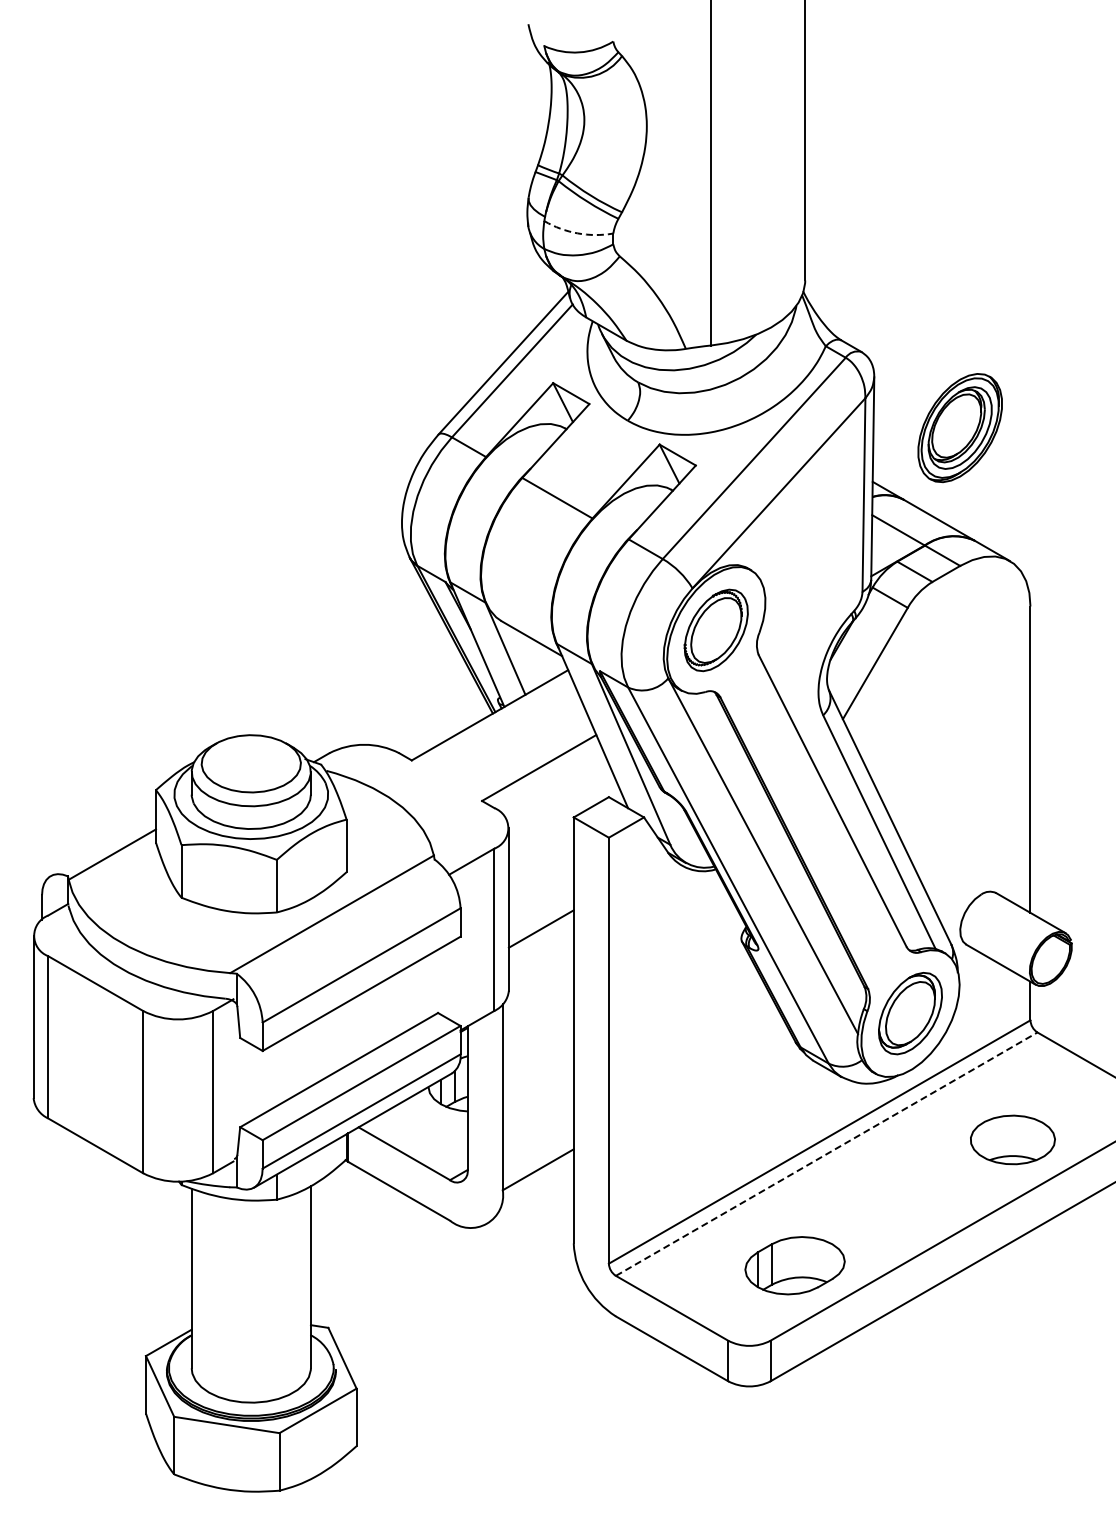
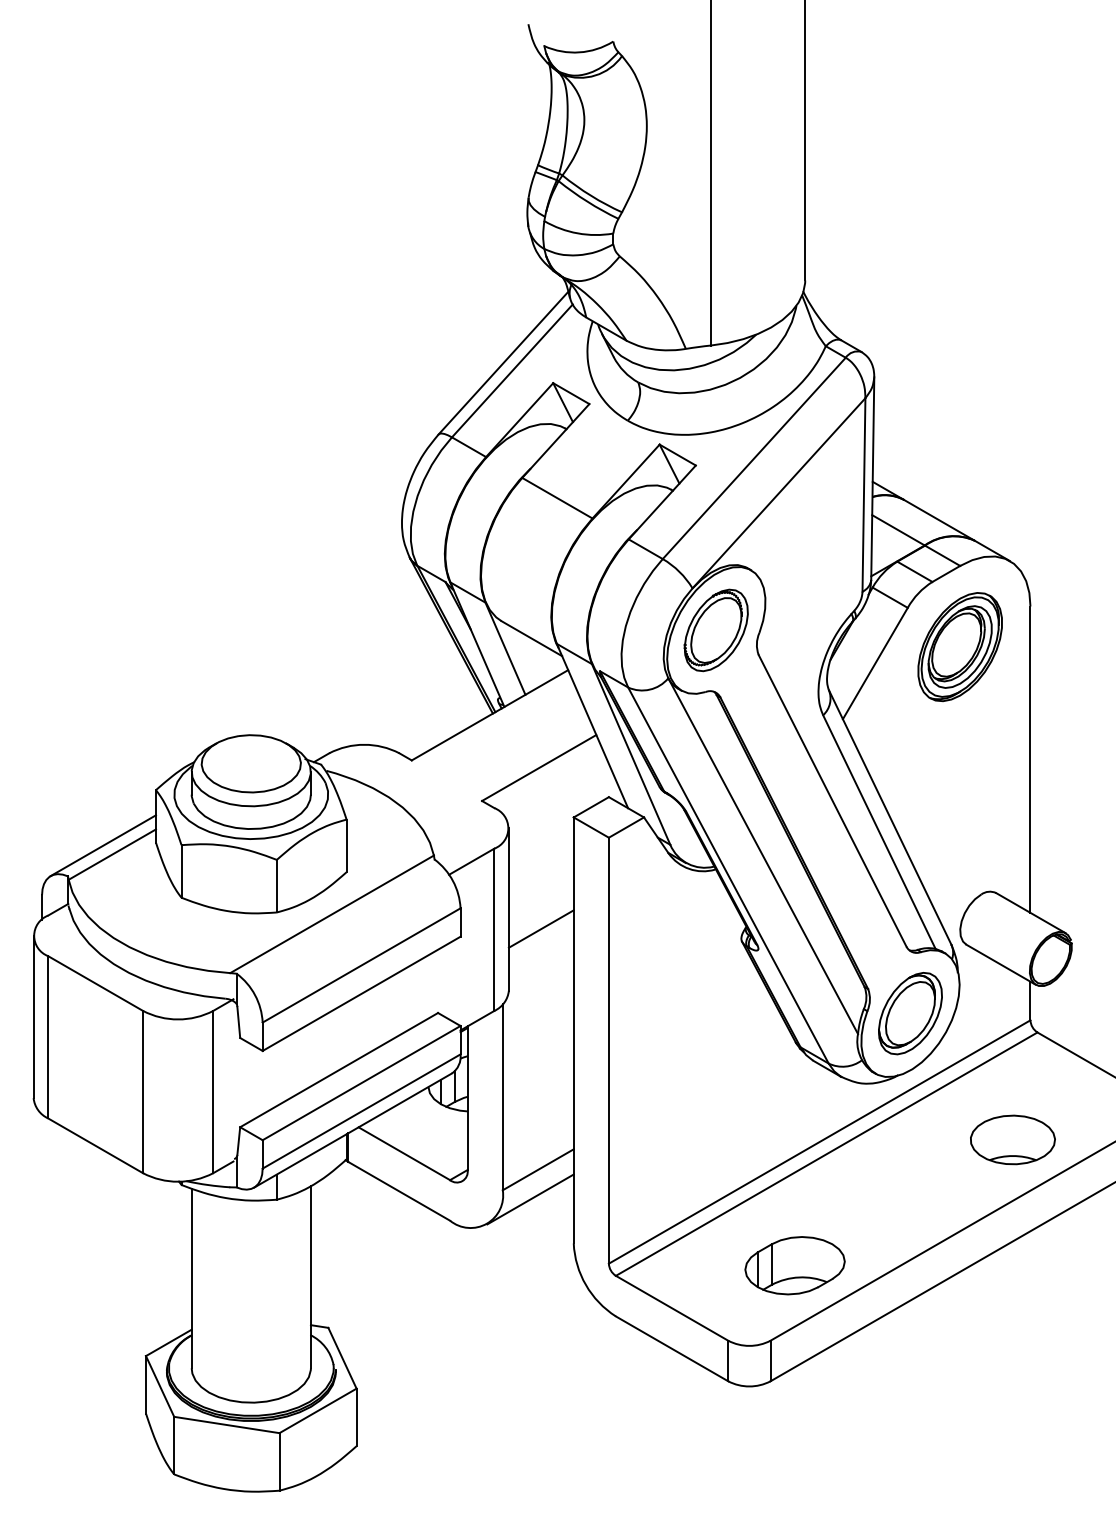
arc: dashed -> solid (577, 233)
part position: (959, 428) -> (959, 647) (959, 647)
line: none -> present (102, 845)
line: dashed -> solid (827, 1153)
line: none -> present (530, 1199)
